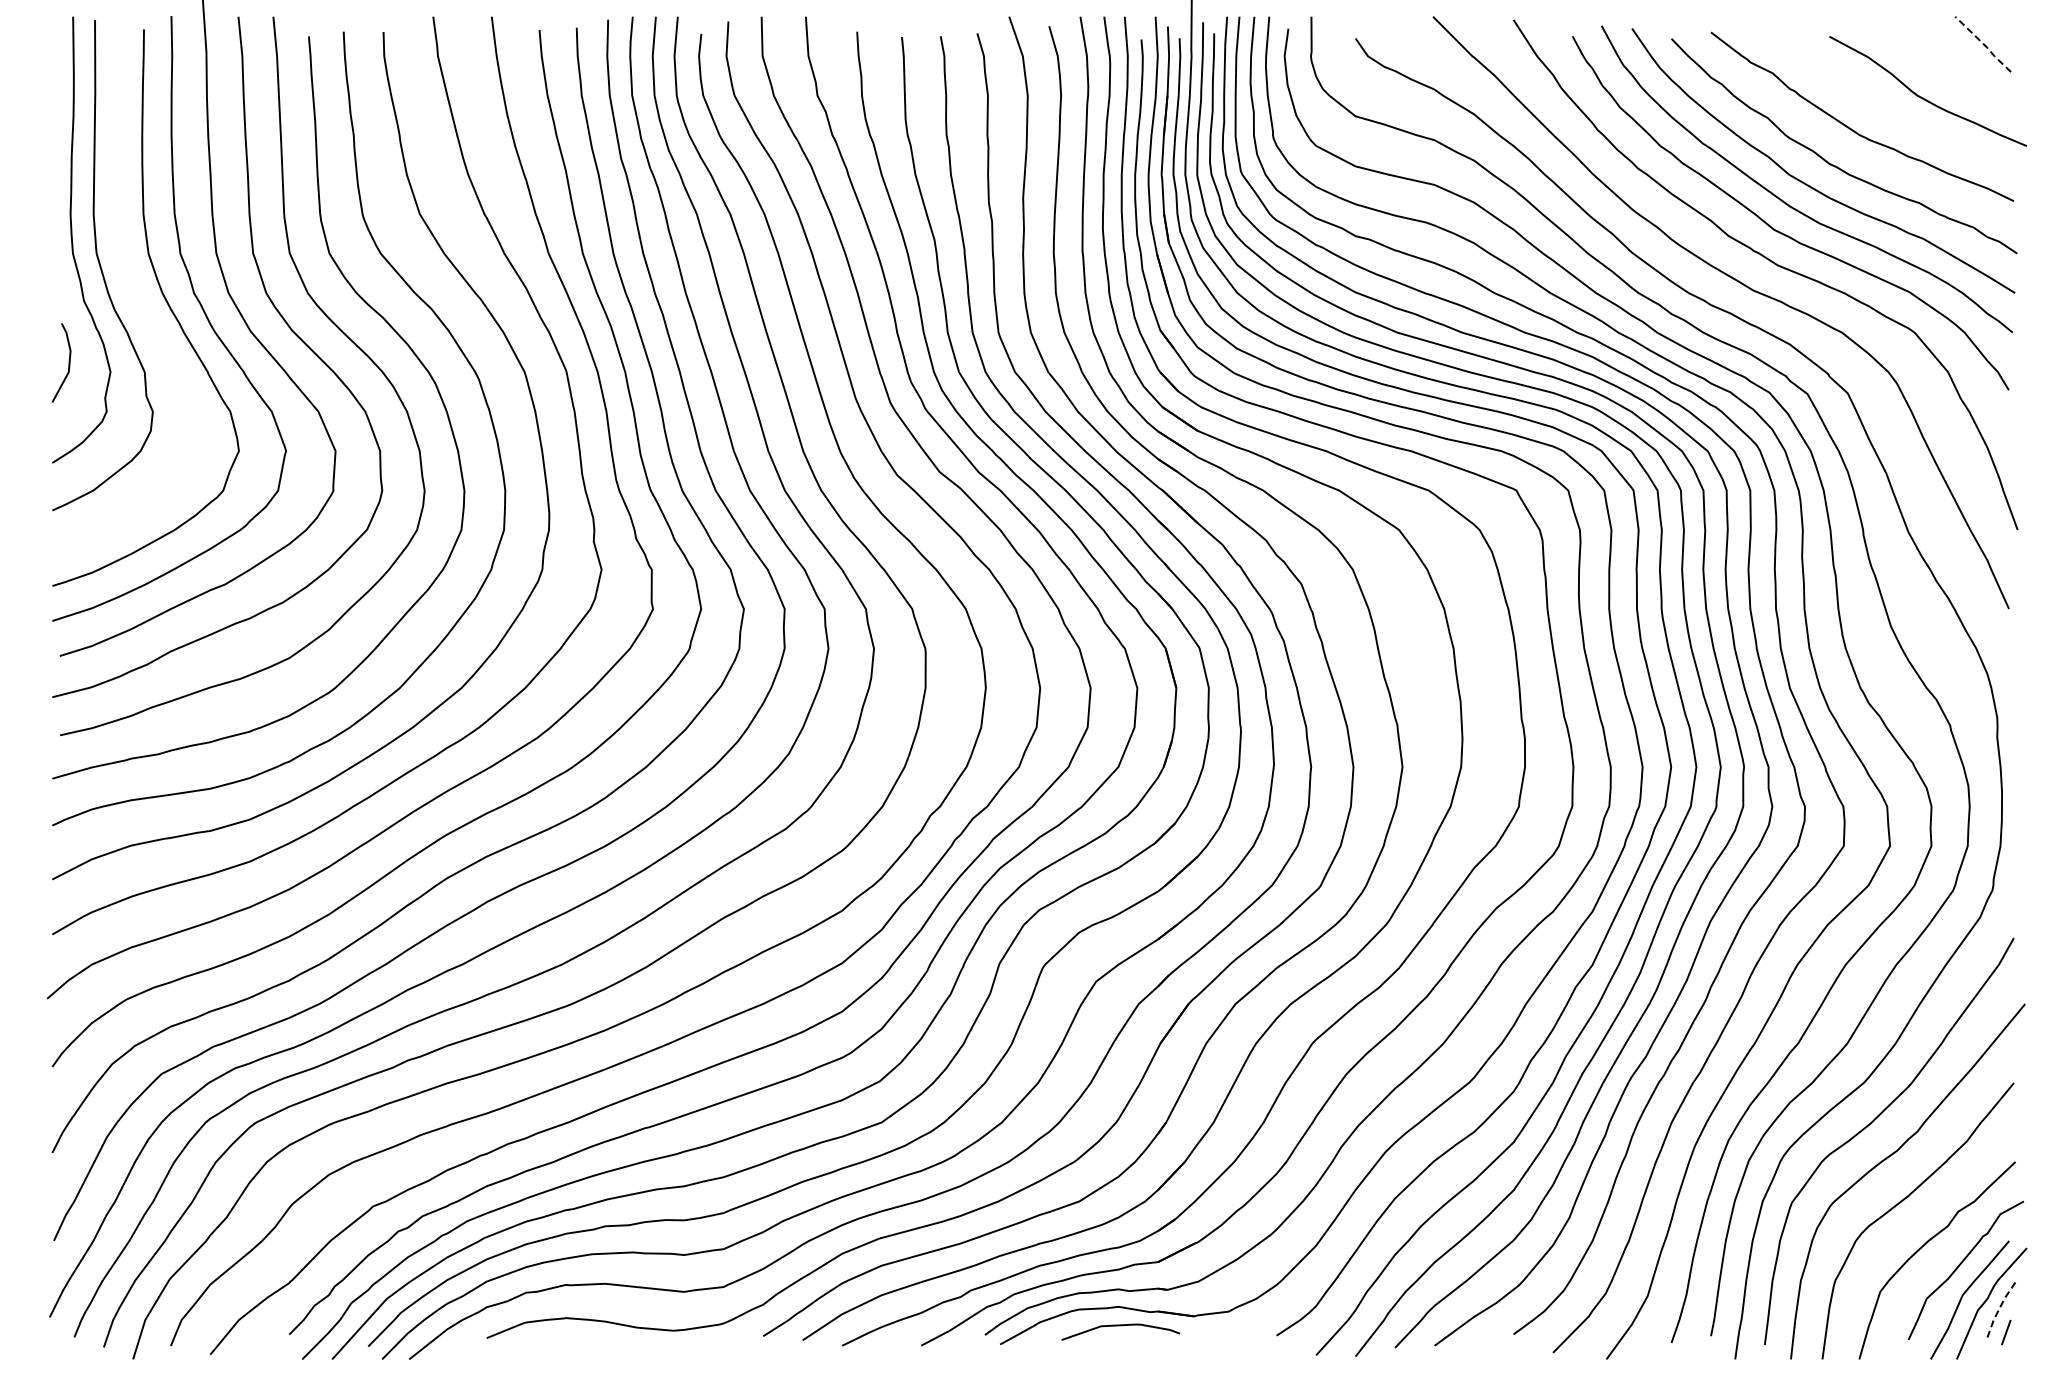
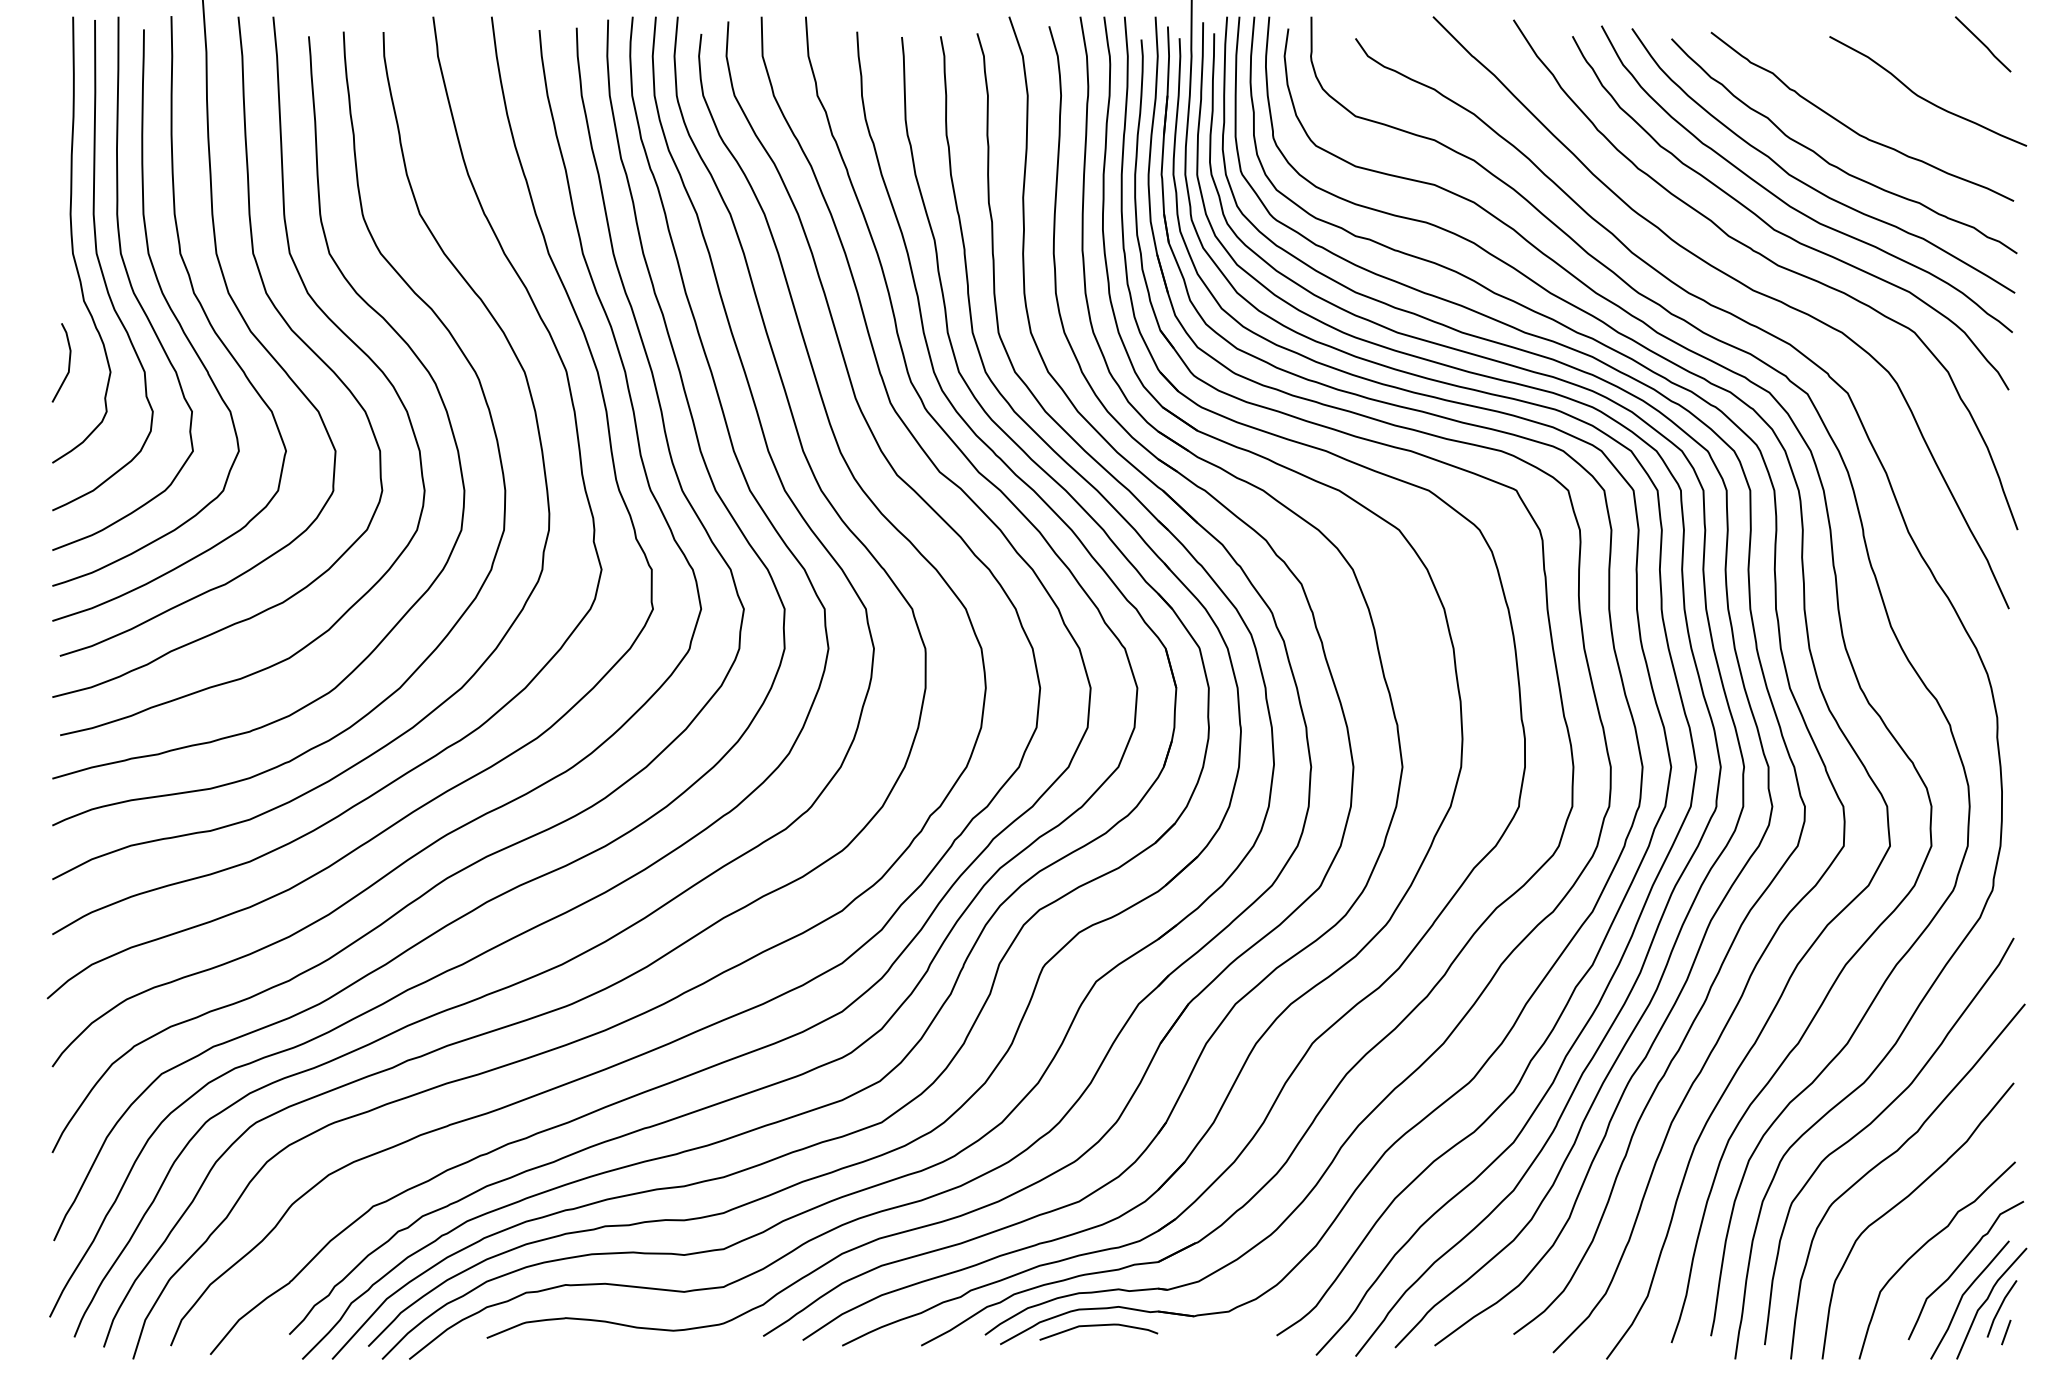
line: dashed -> solid (1983, 44)
curve: none -> present (128, 281)
line: dashed -> solid (2000, 1307)
curve position: (1120, 1326) -> (1098, 1326) (1098, 1326)
